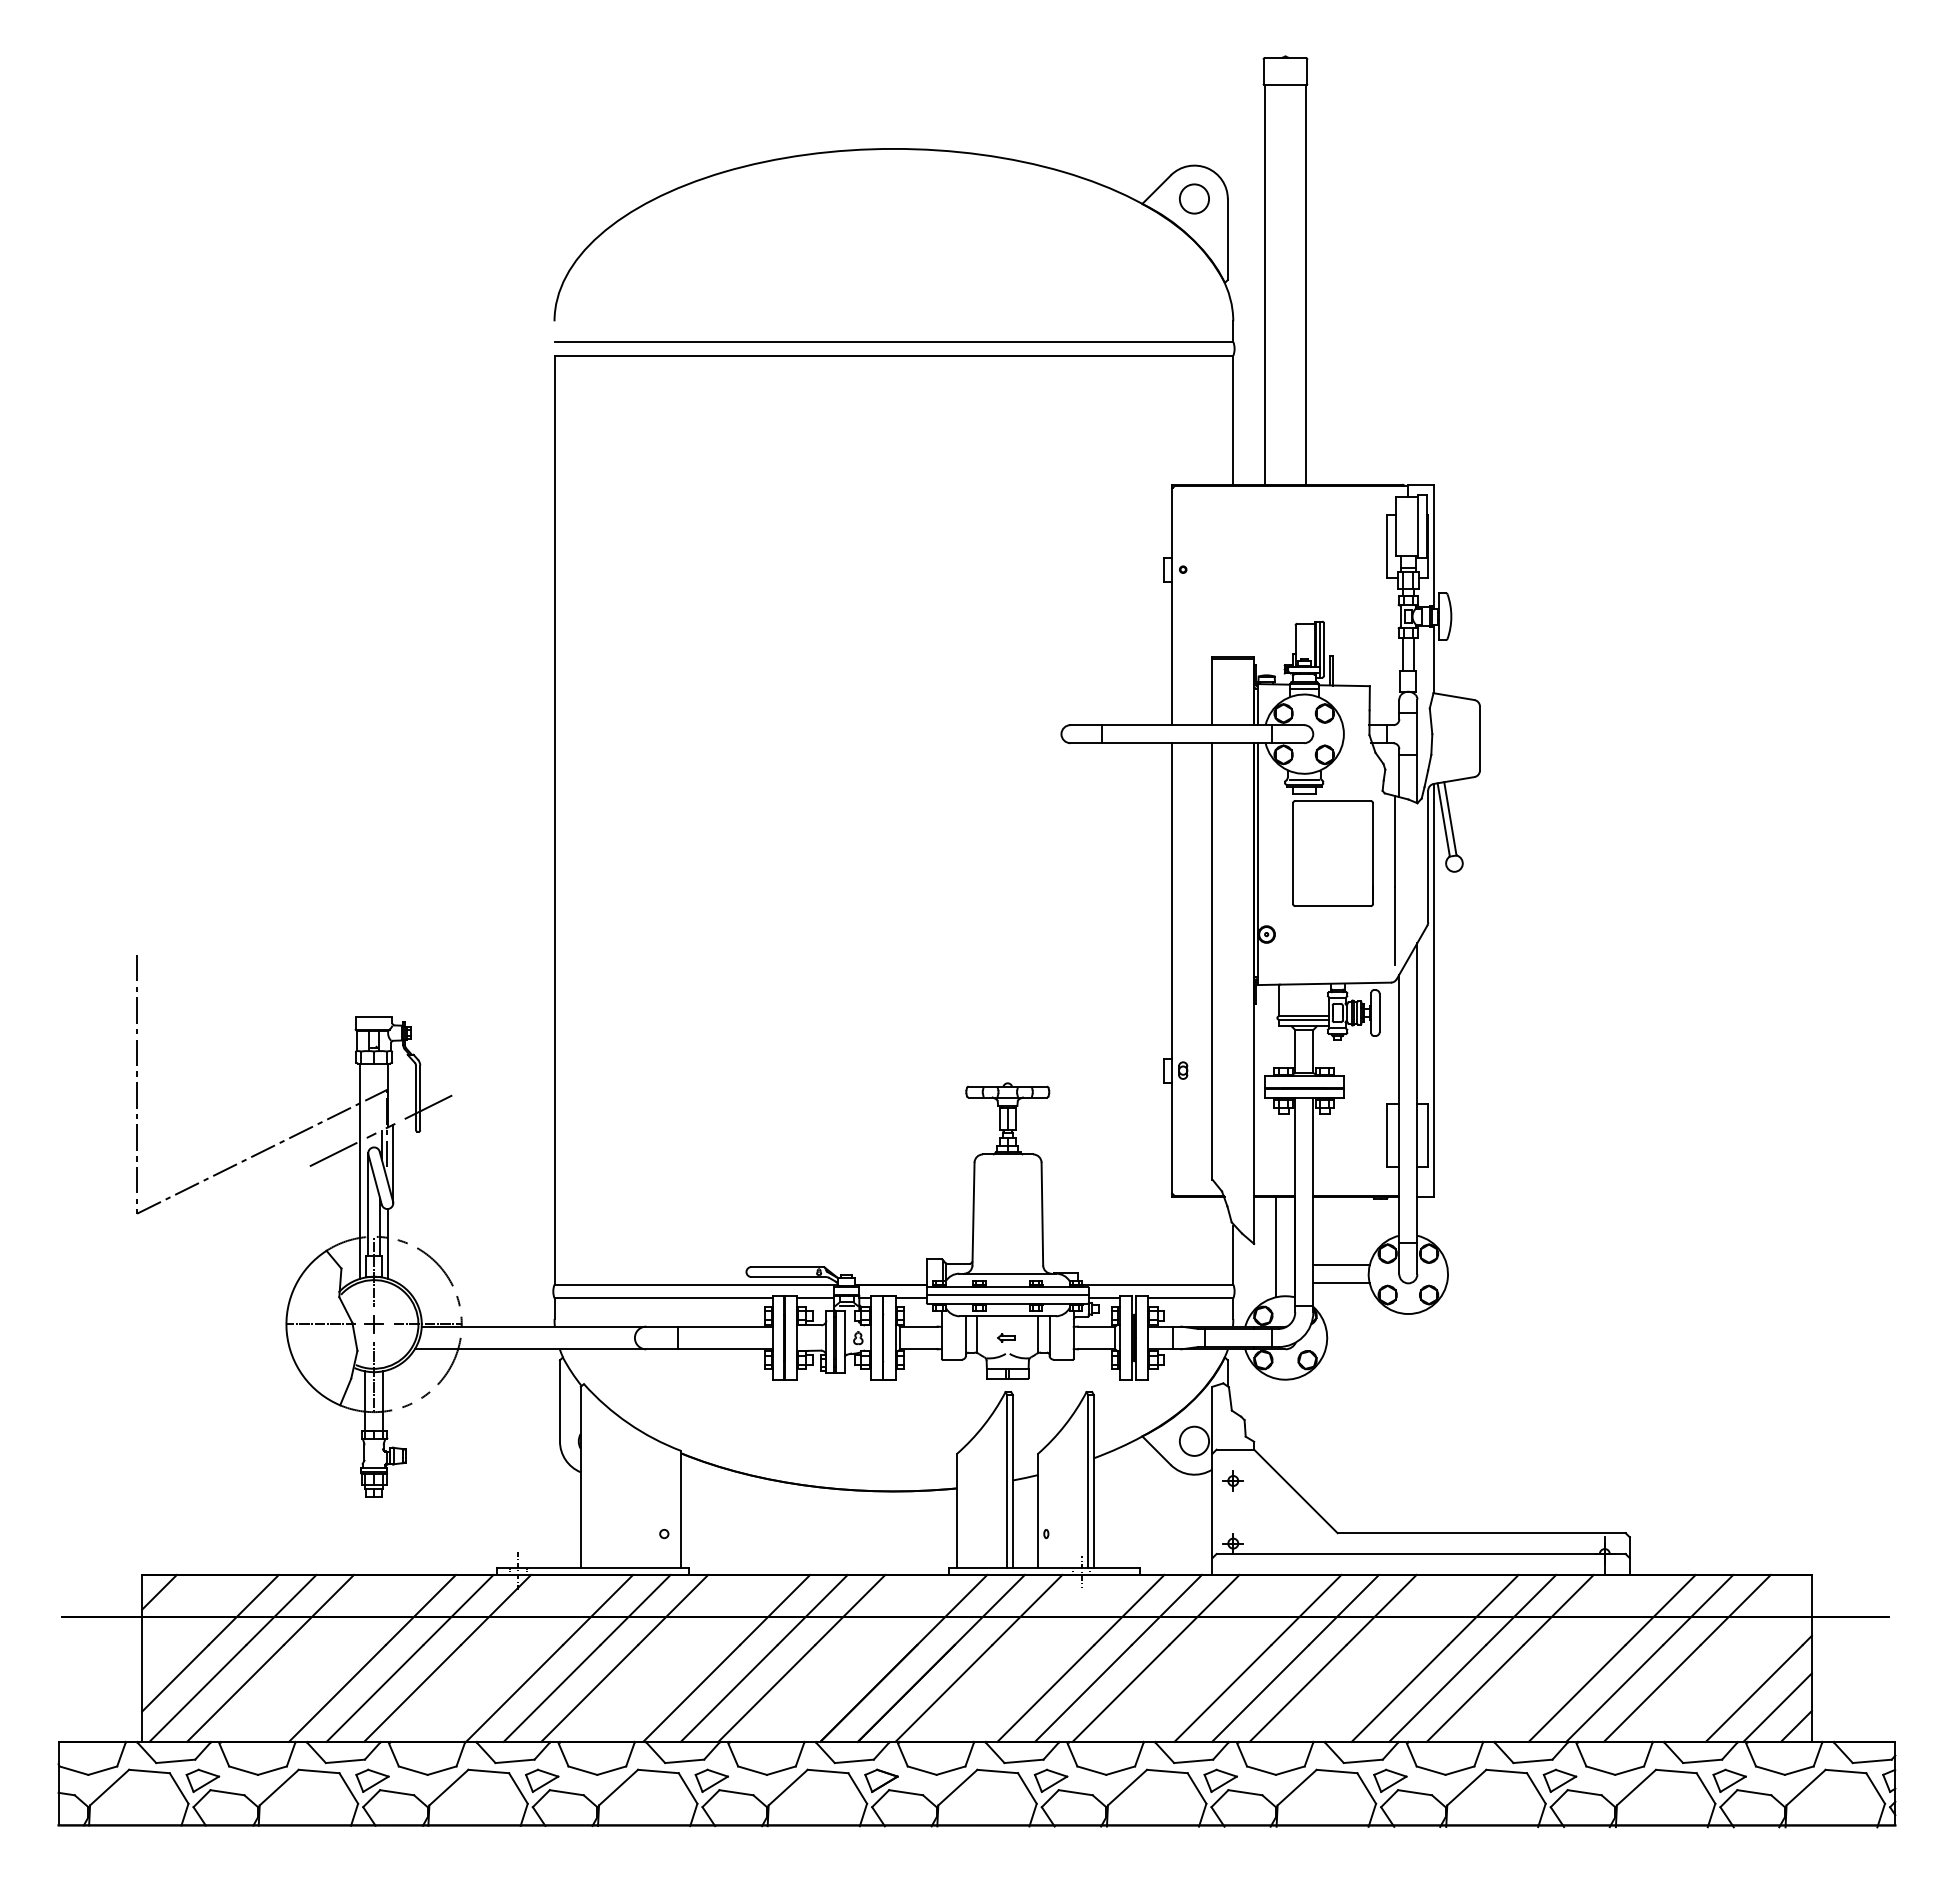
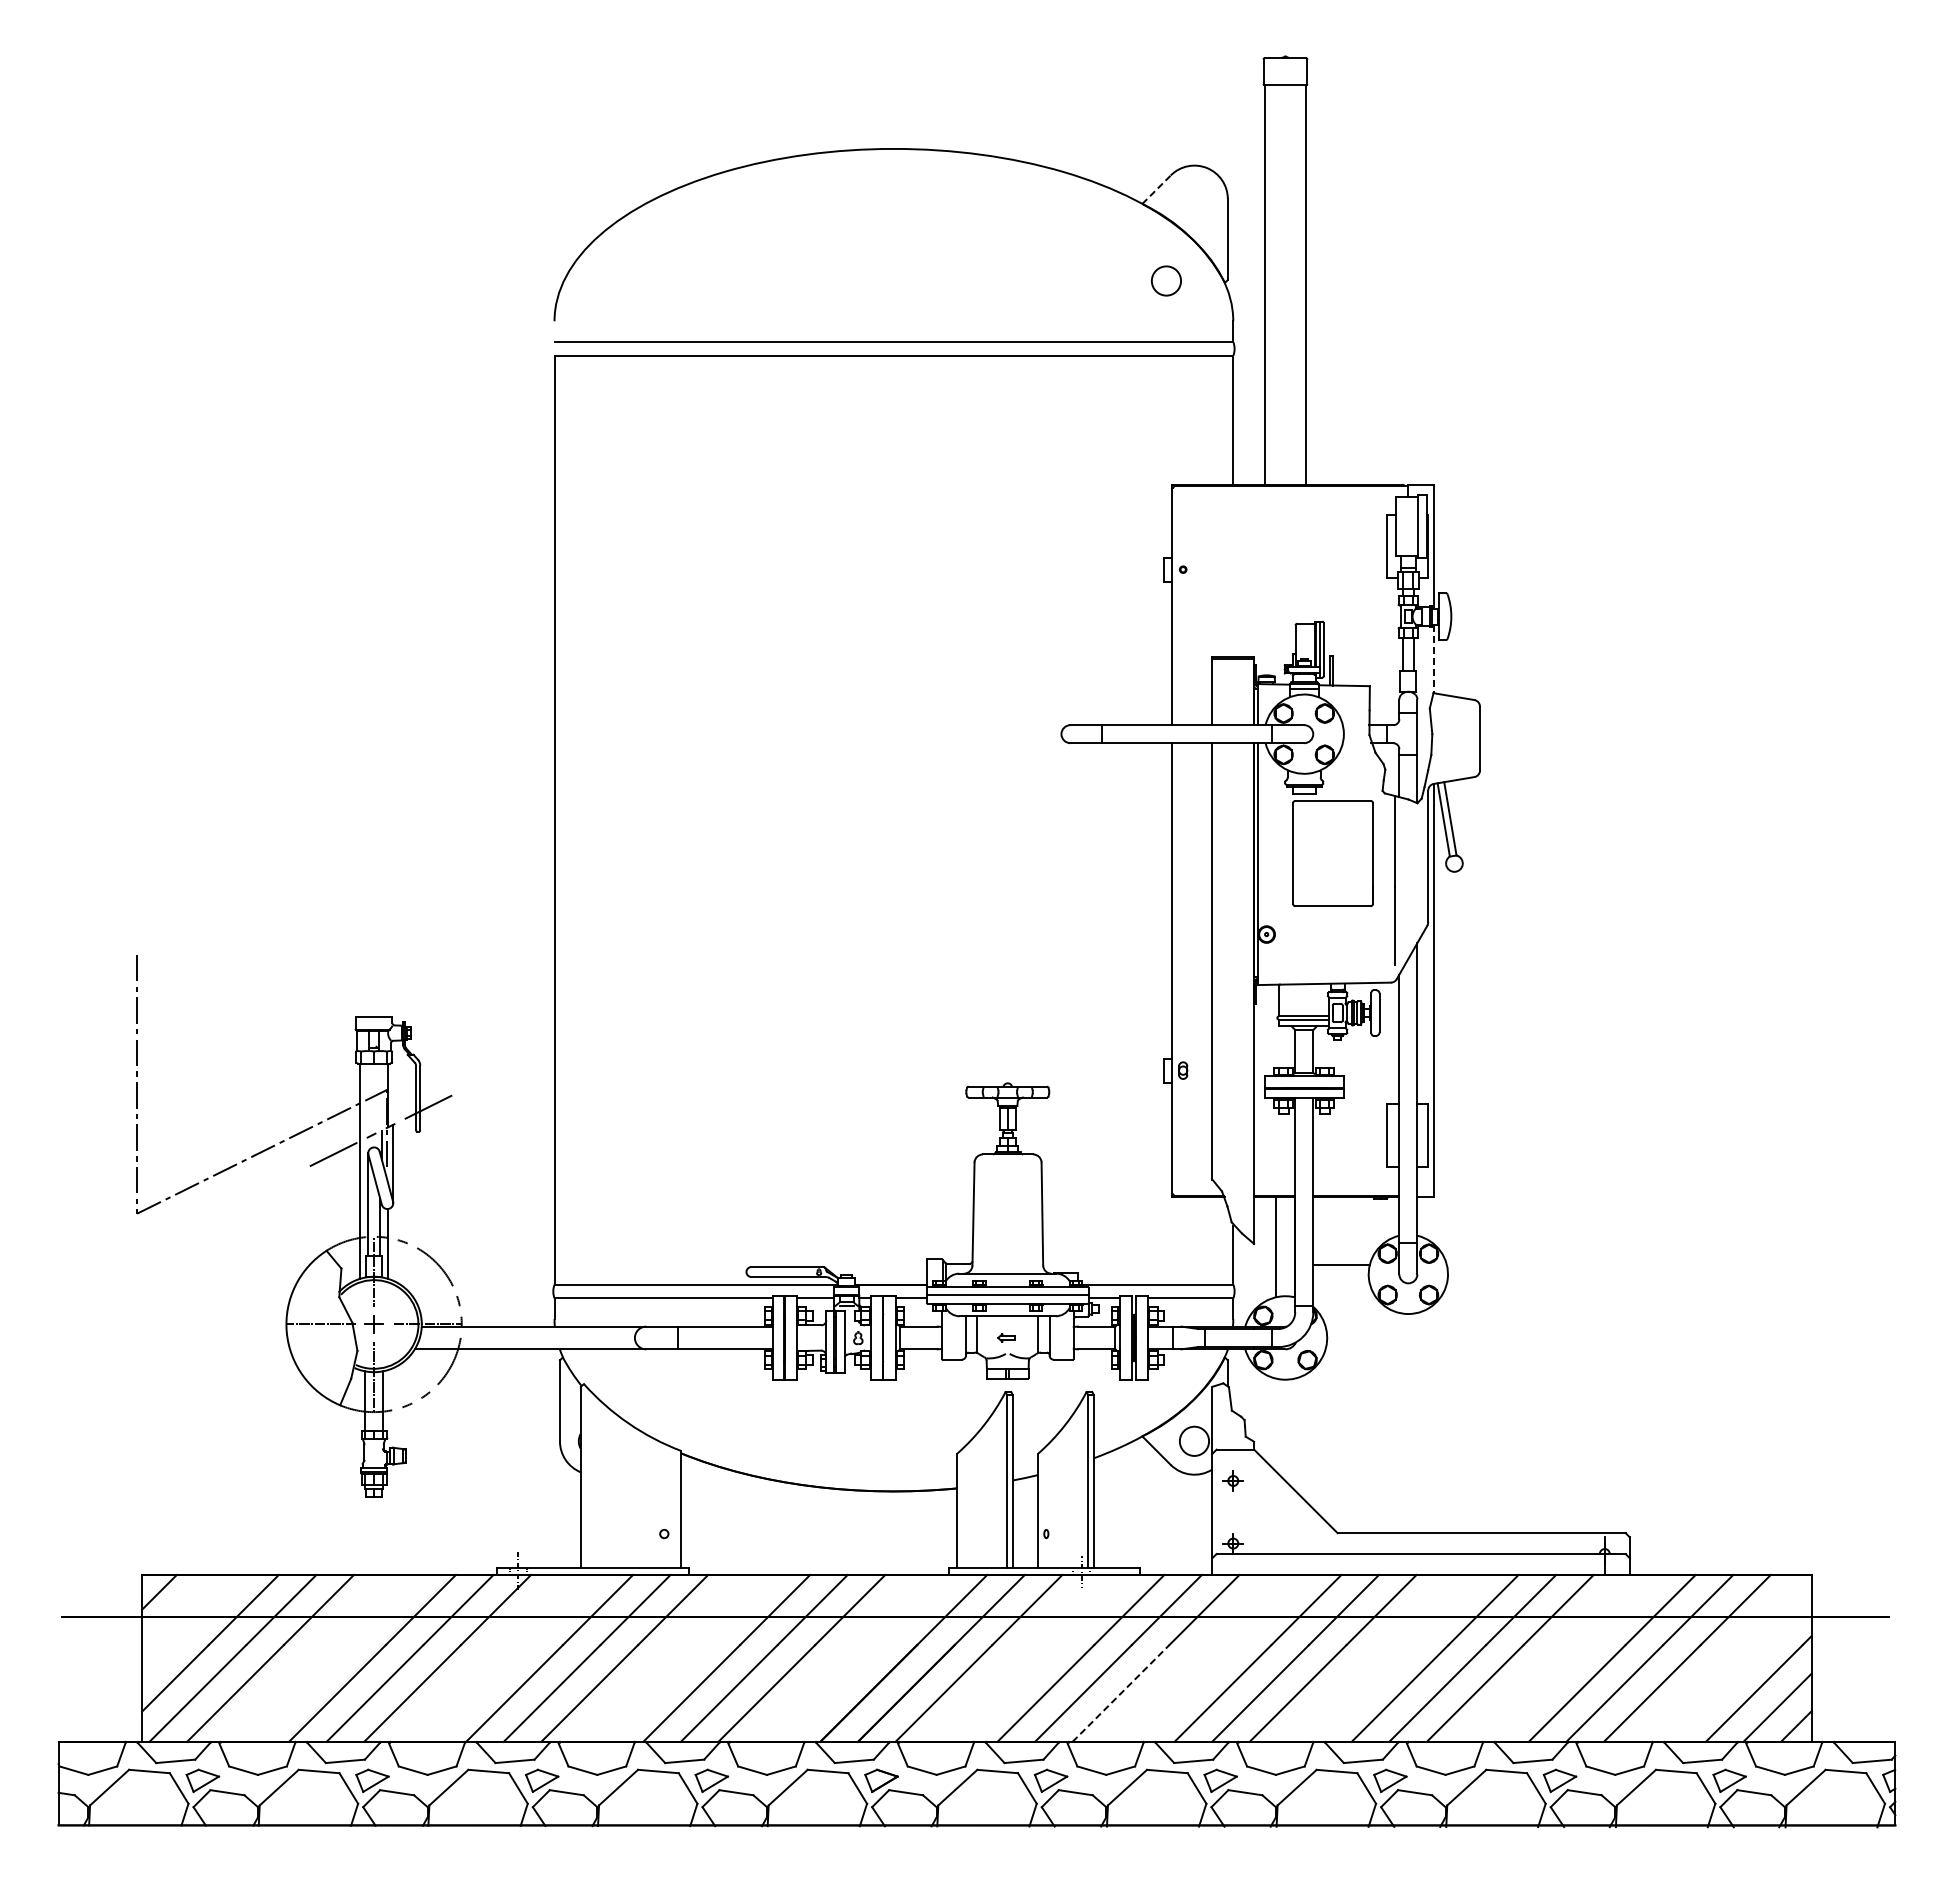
line: solid -> dashed (1156, 189)
circle position: (1194, 198) -> (1166, 280) (1166, 280)
line: solid -> dashed (1434, 659)
line: present -> none (1303, 780)
line: present -> none (1341, 1283)
line: solid -> dashed (1121, 1693)
